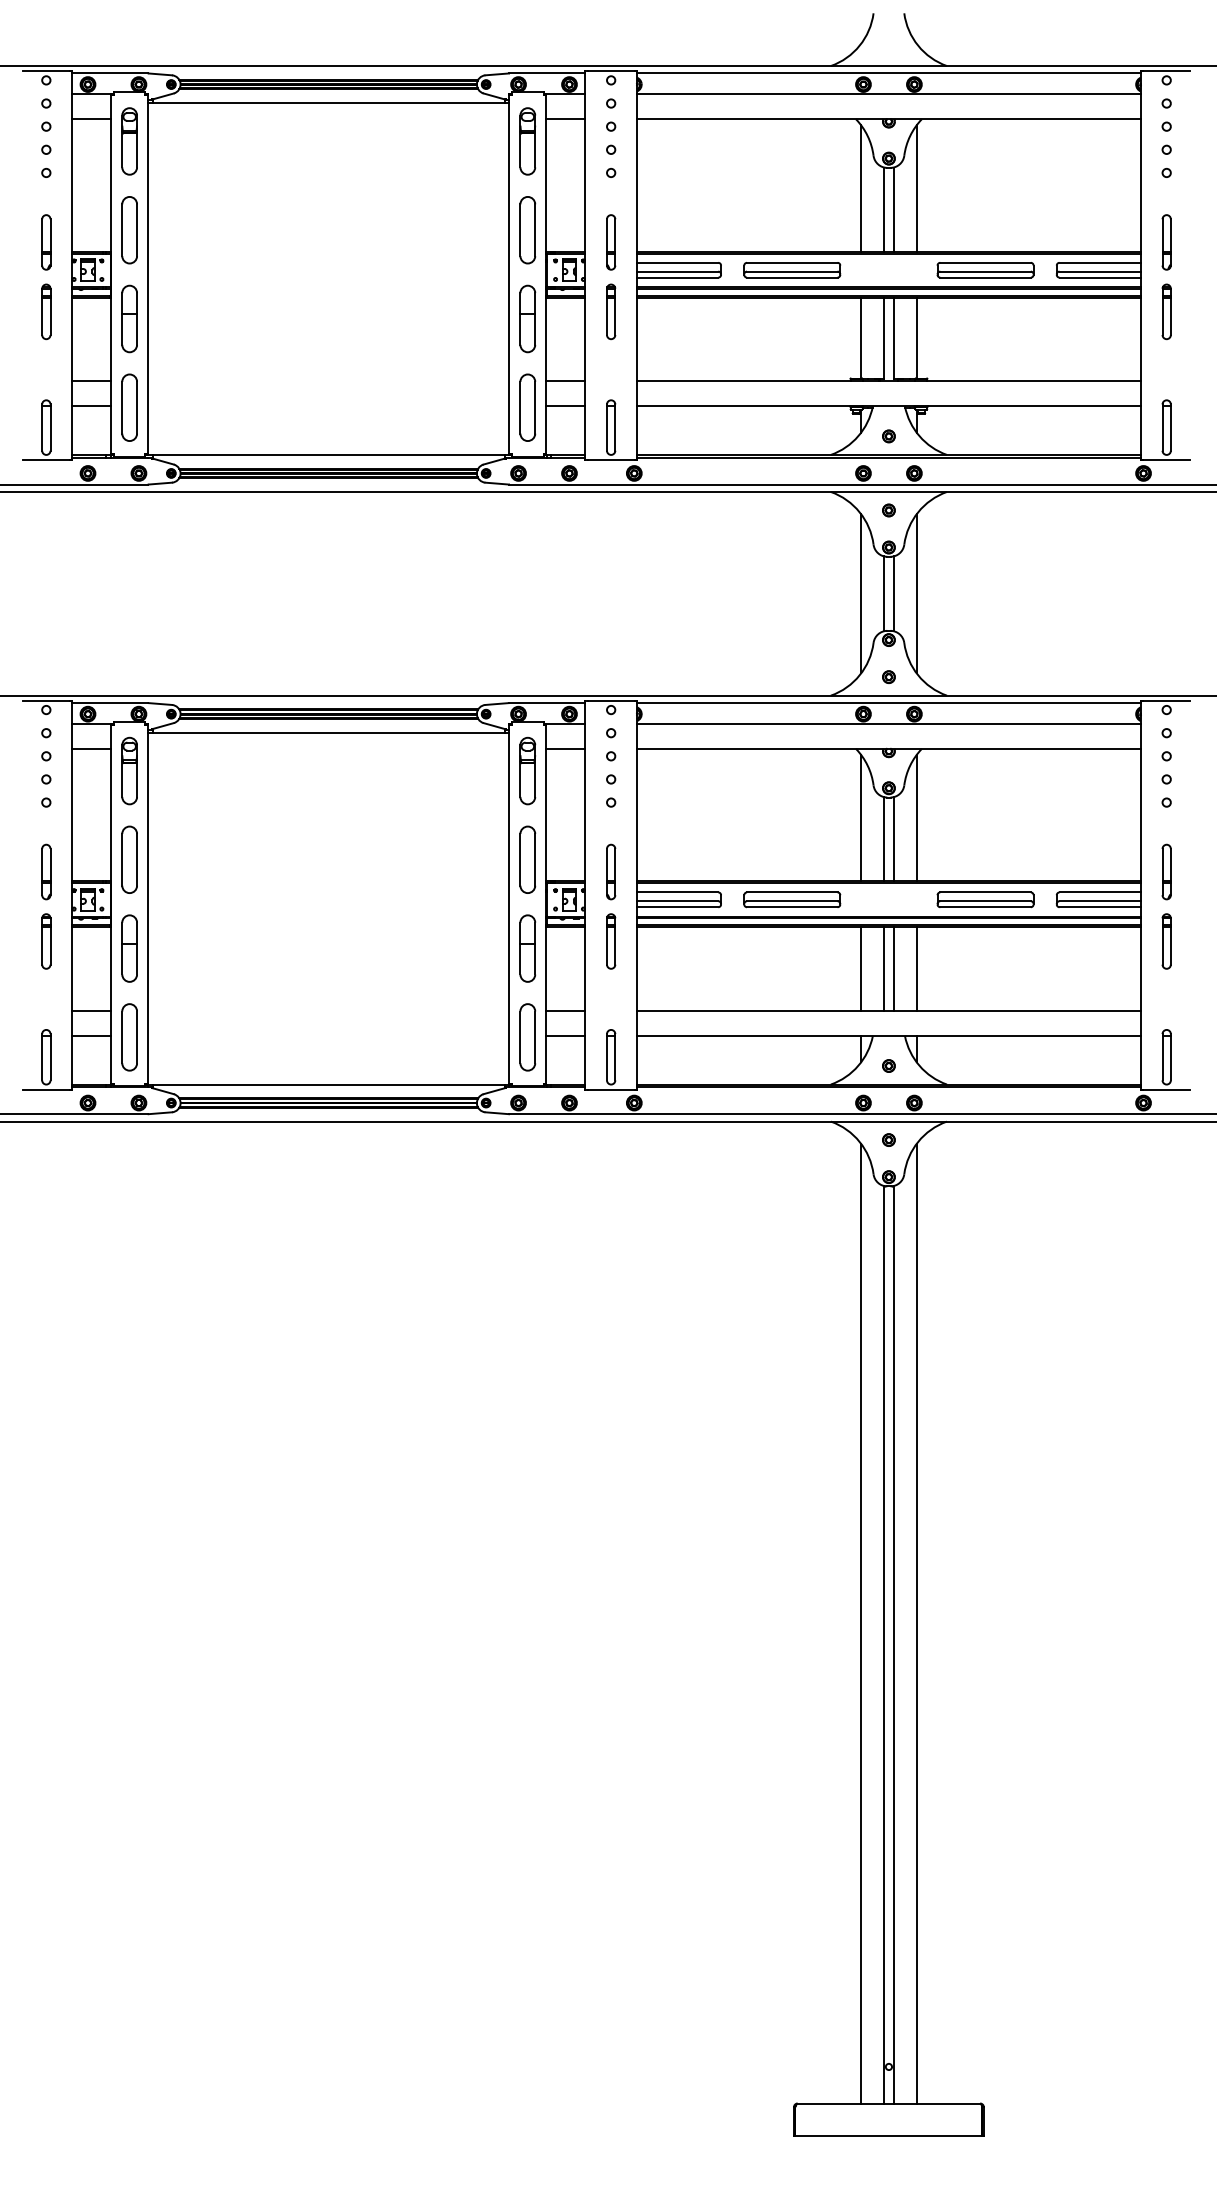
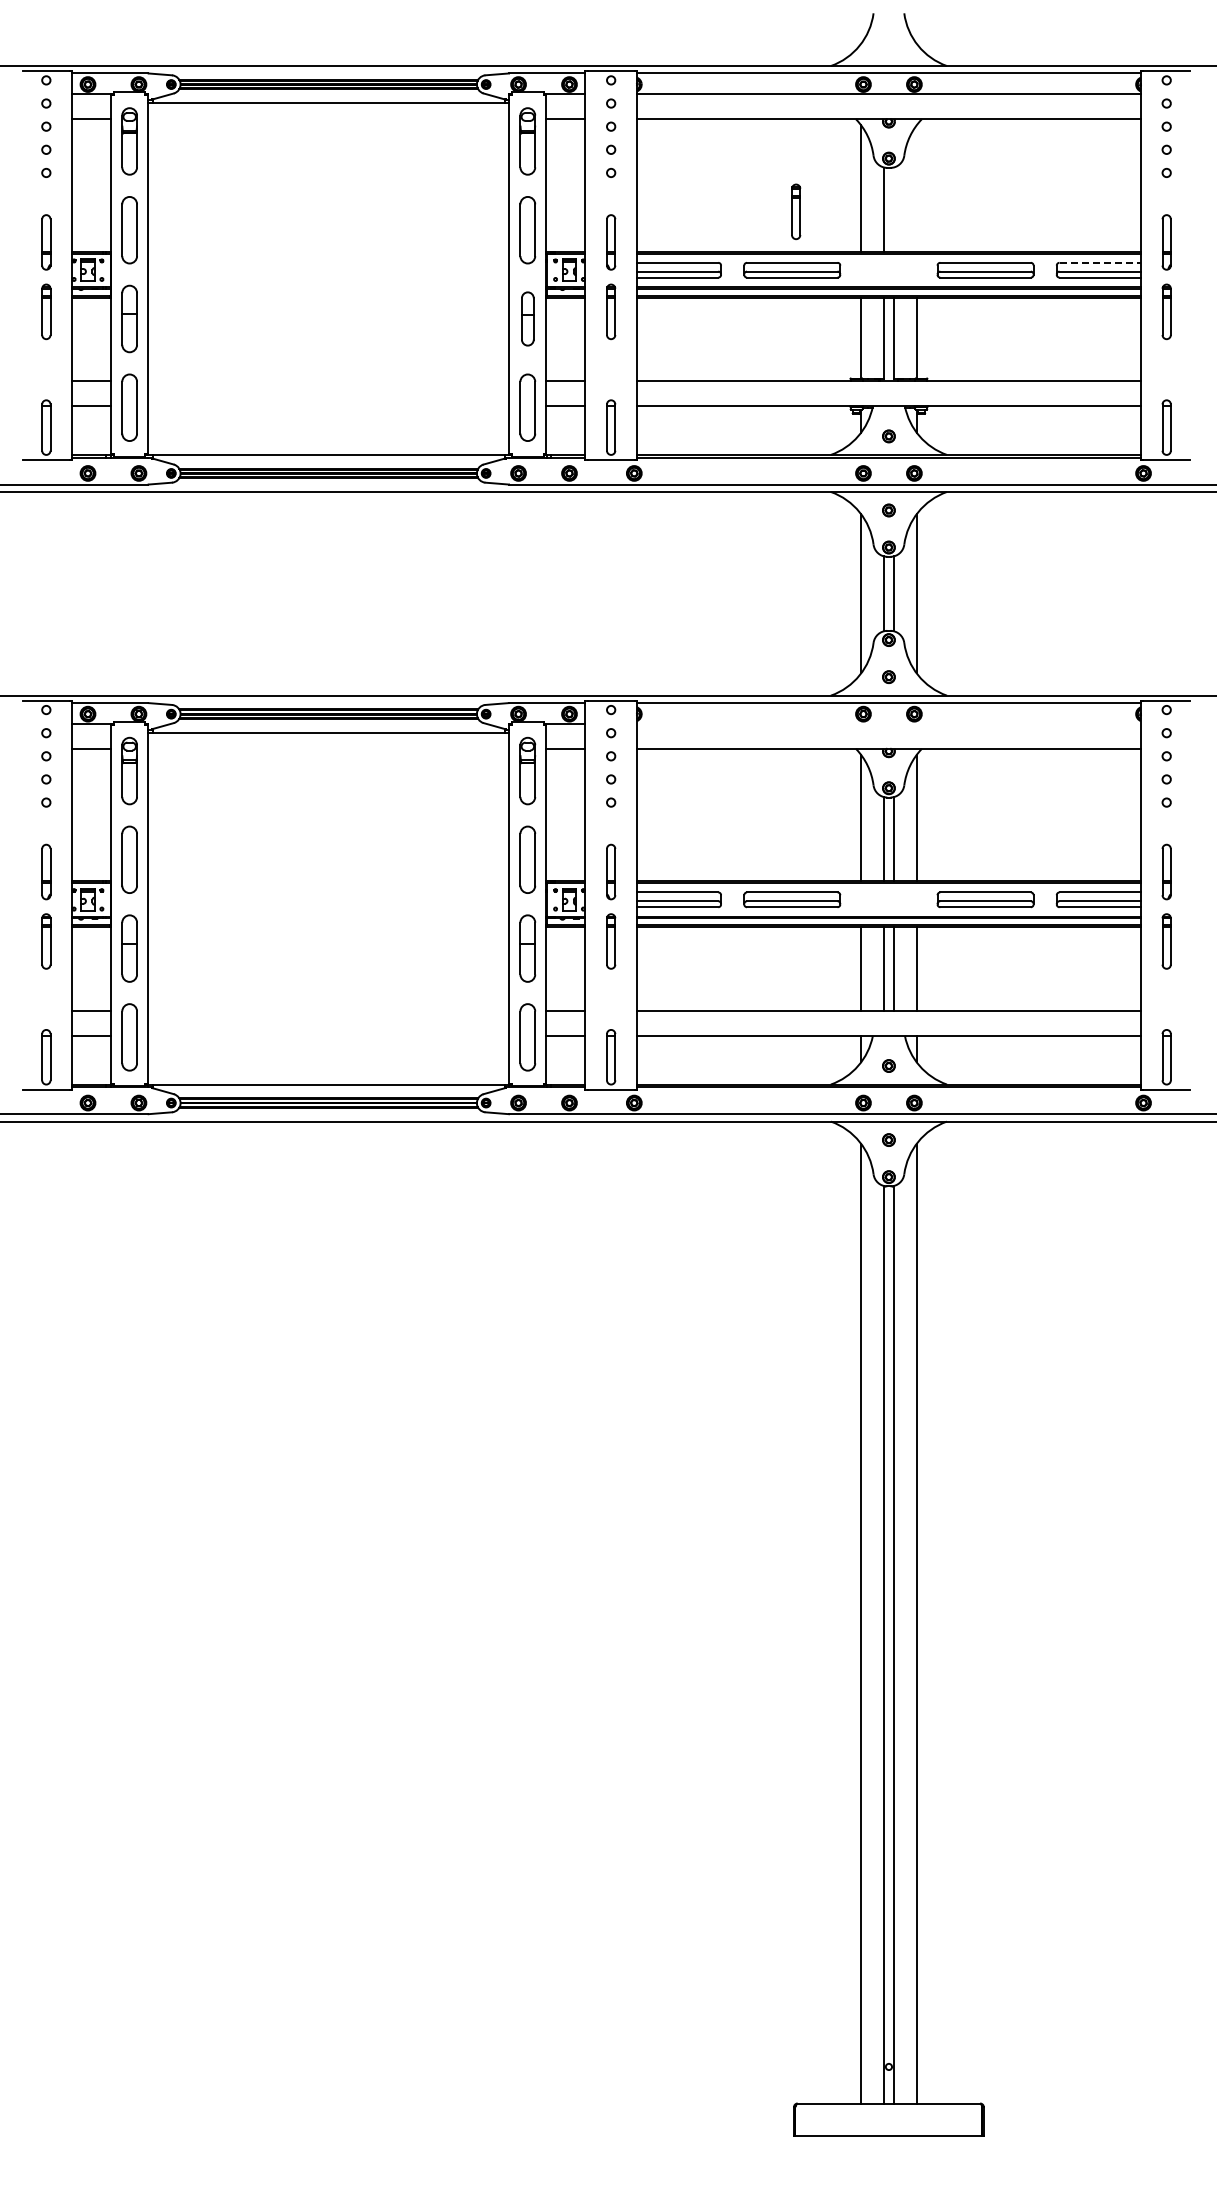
line: present -> none (916, 188)
line: present -> none (893, 209)
part: none -> present (796, 211)
line: solid -> dashed (1100, 262)
part size: 18x70 px -> 14x56 px (527, 318)
line: present -> none (888, 723)
